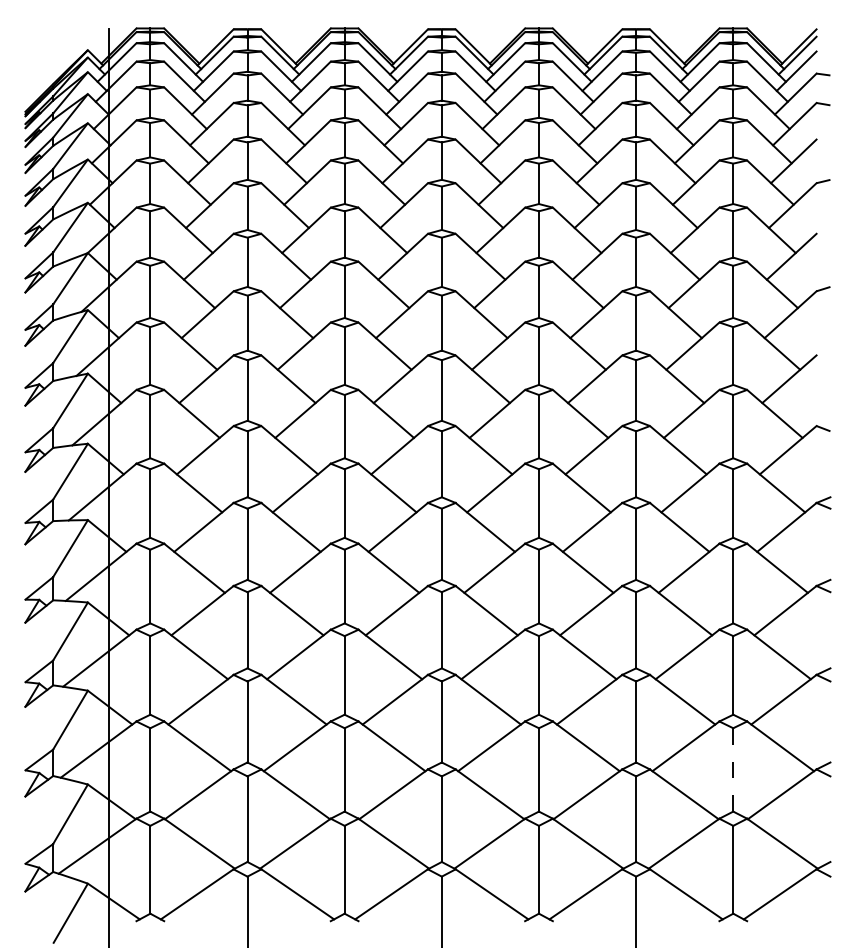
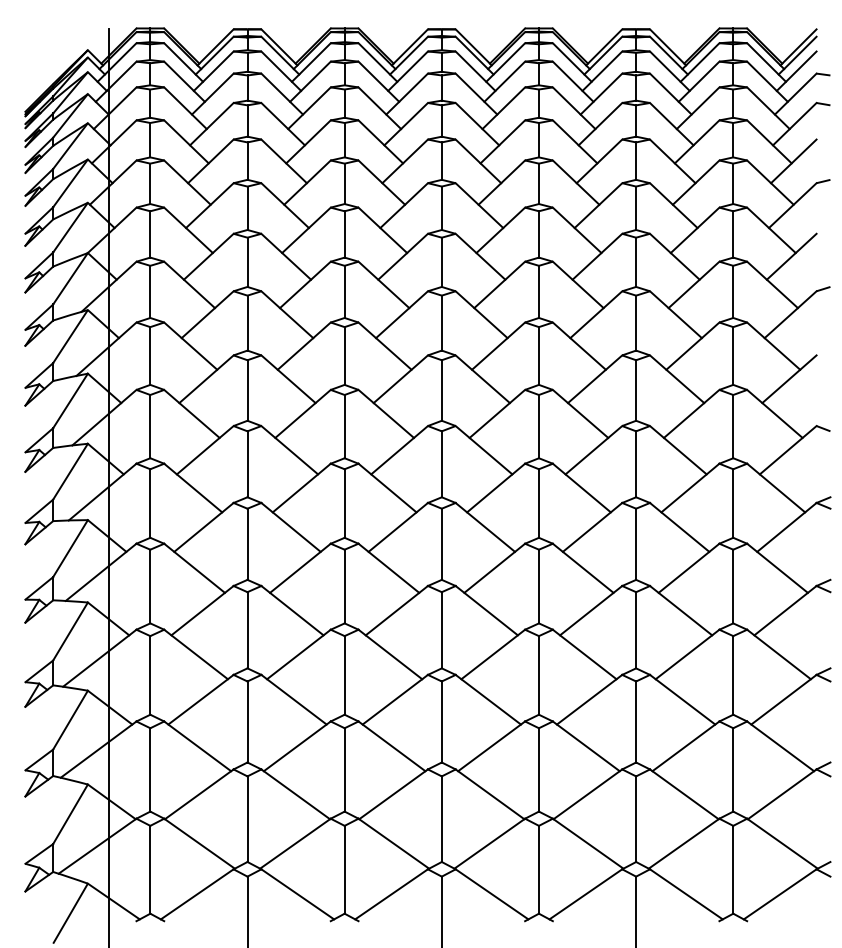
line: dashed -> solid (733, 769)
